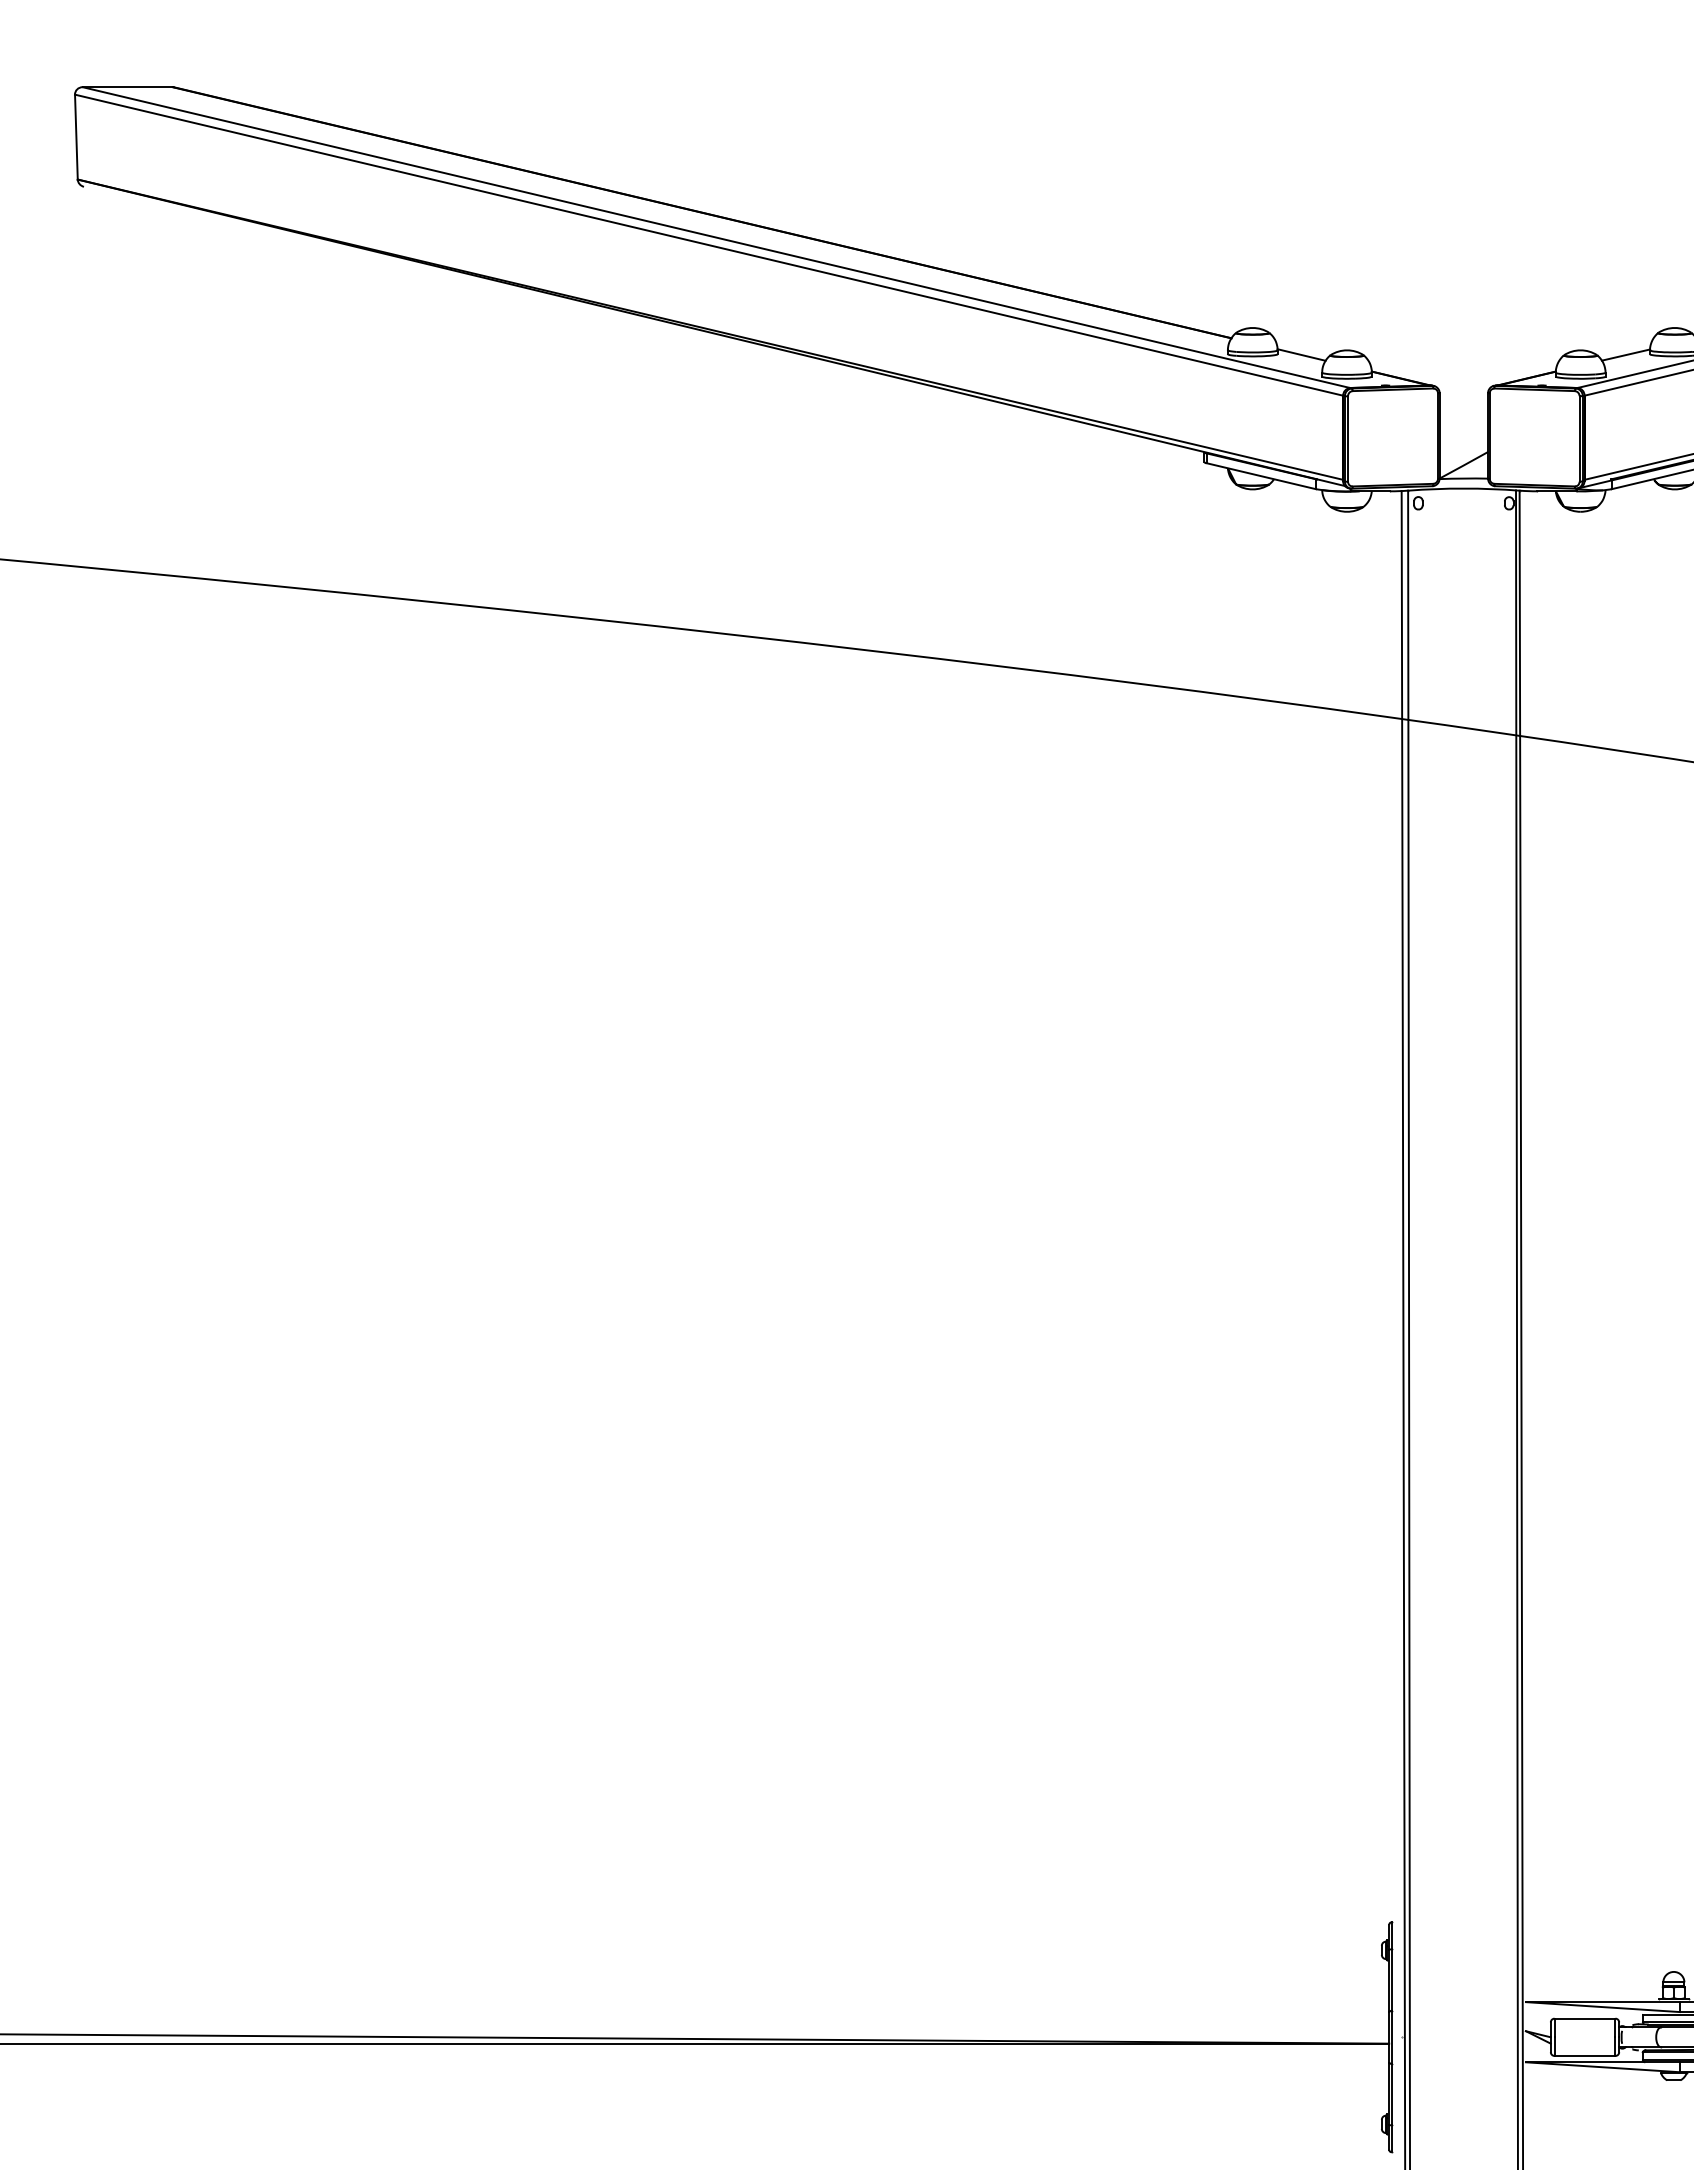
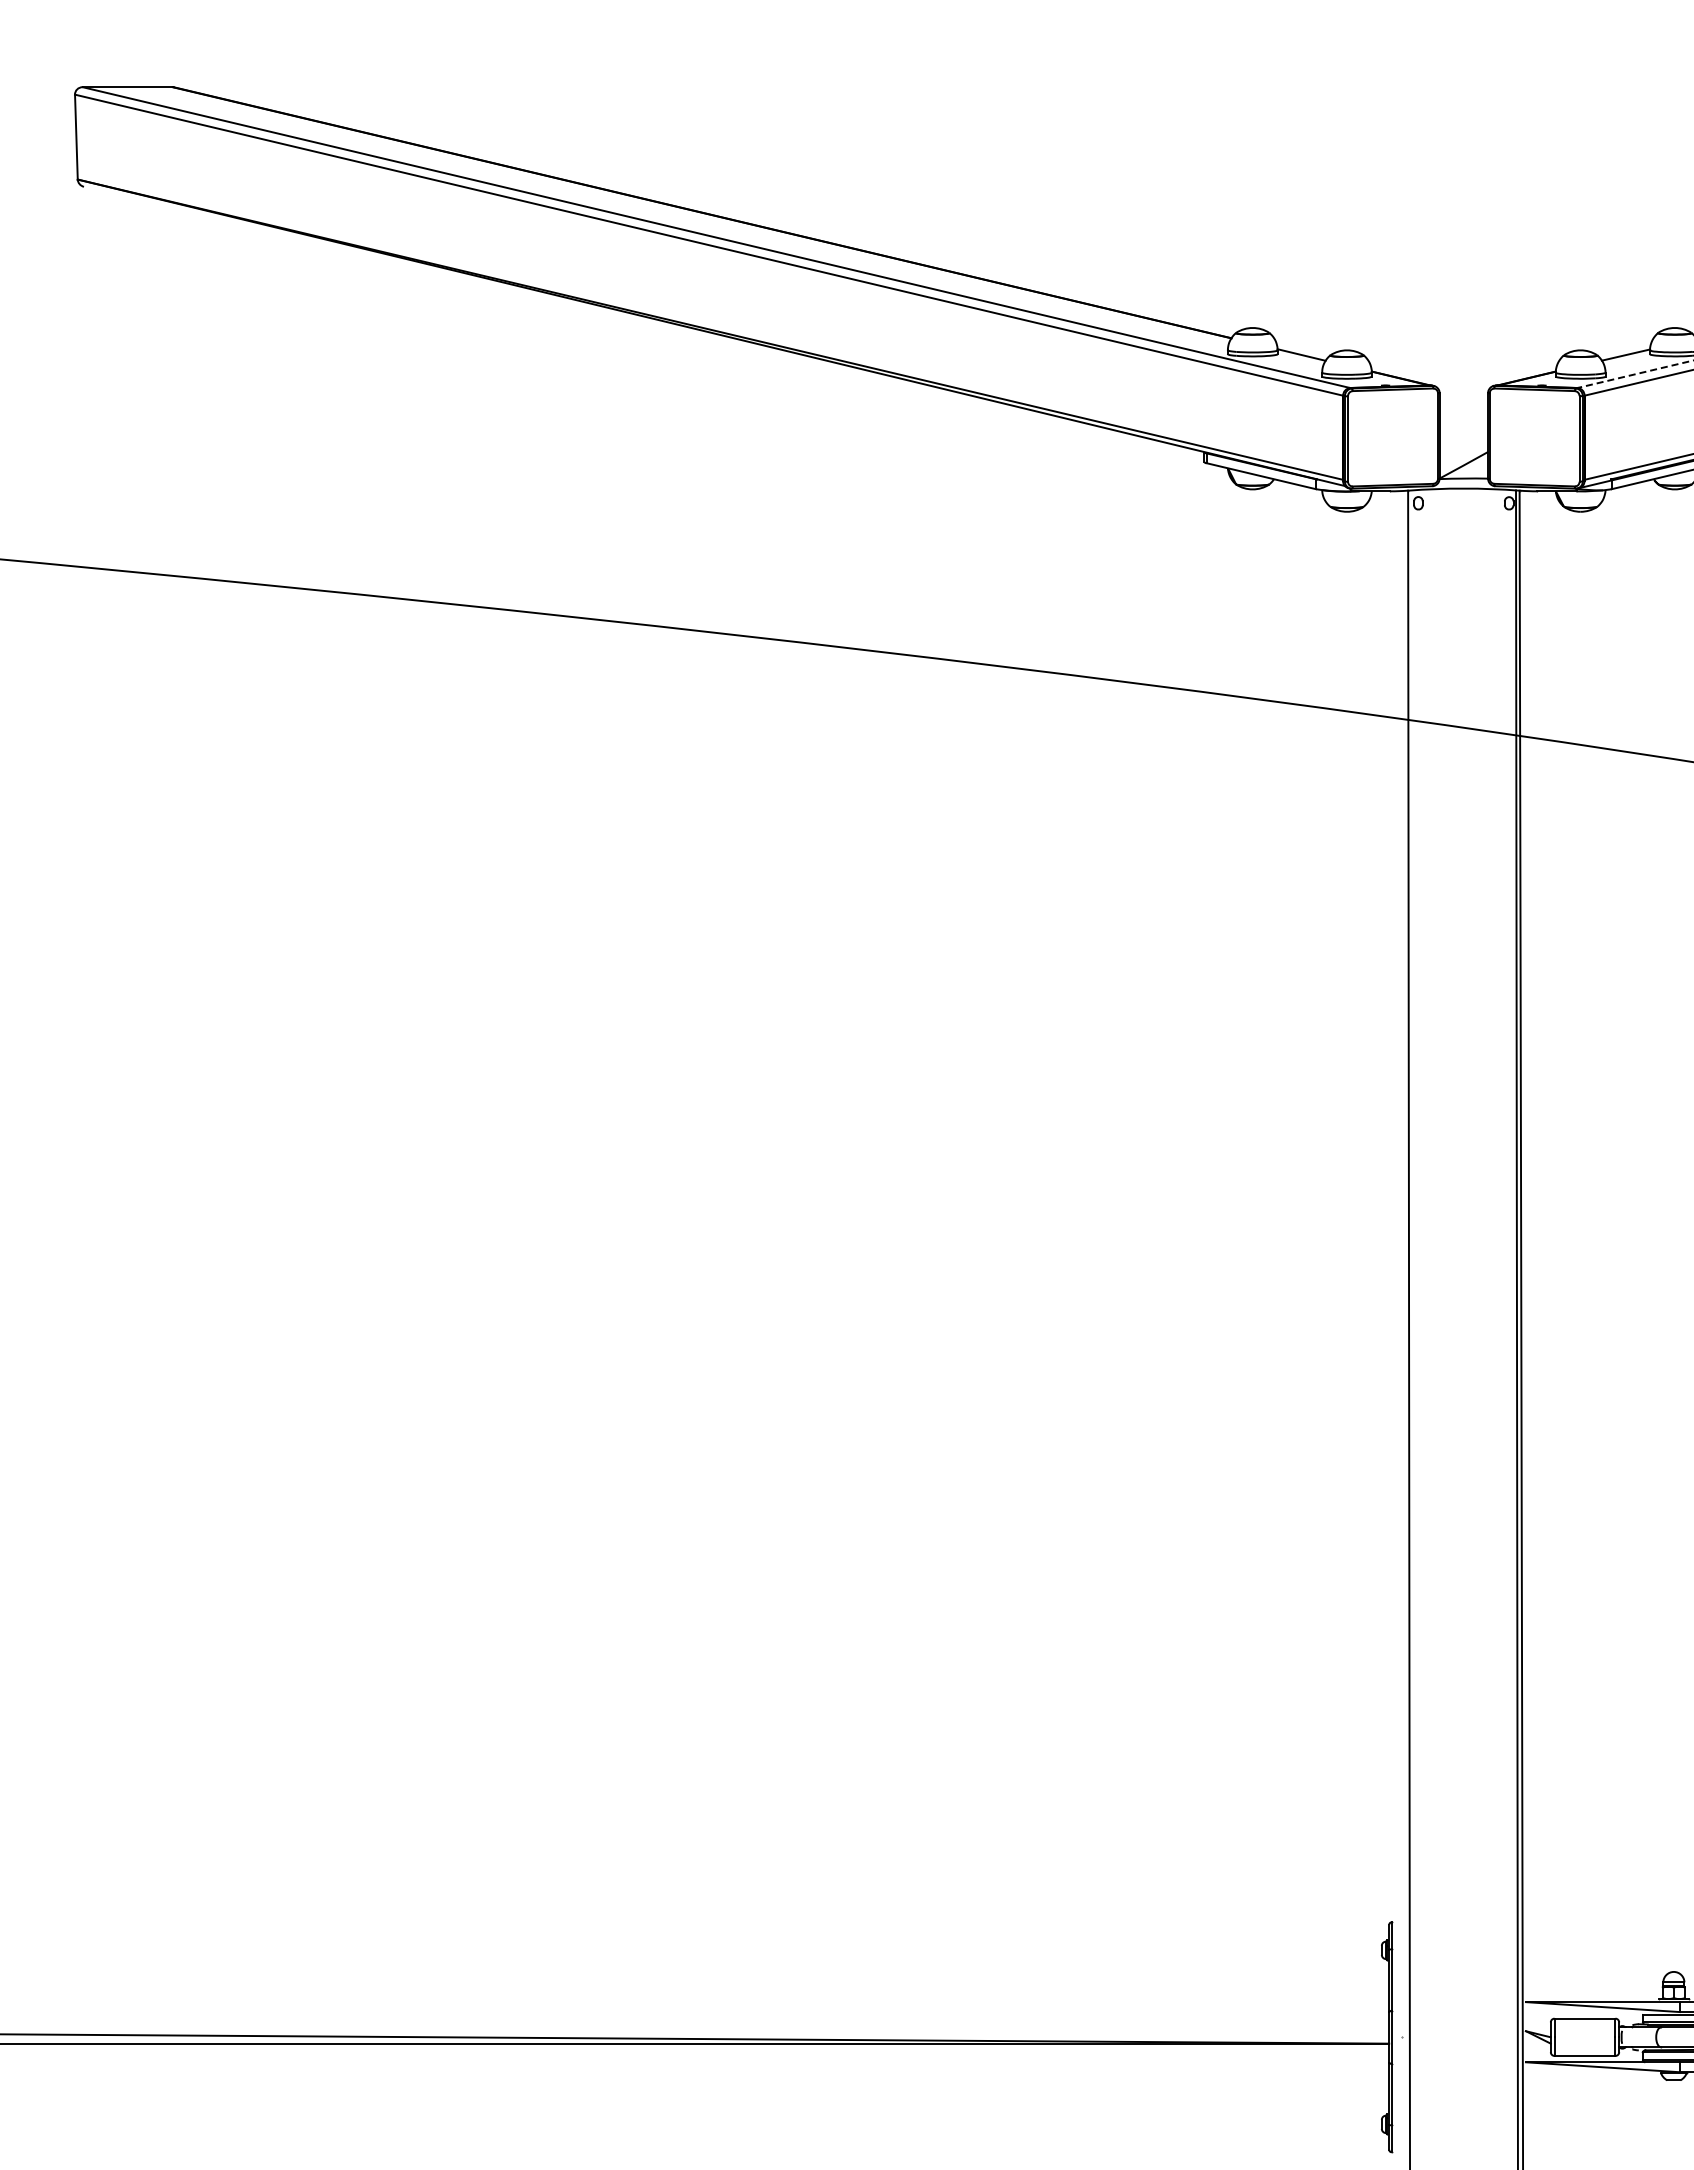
line: solid -> dashed (1634, 374)
line: present -> none (1403, 1328)
